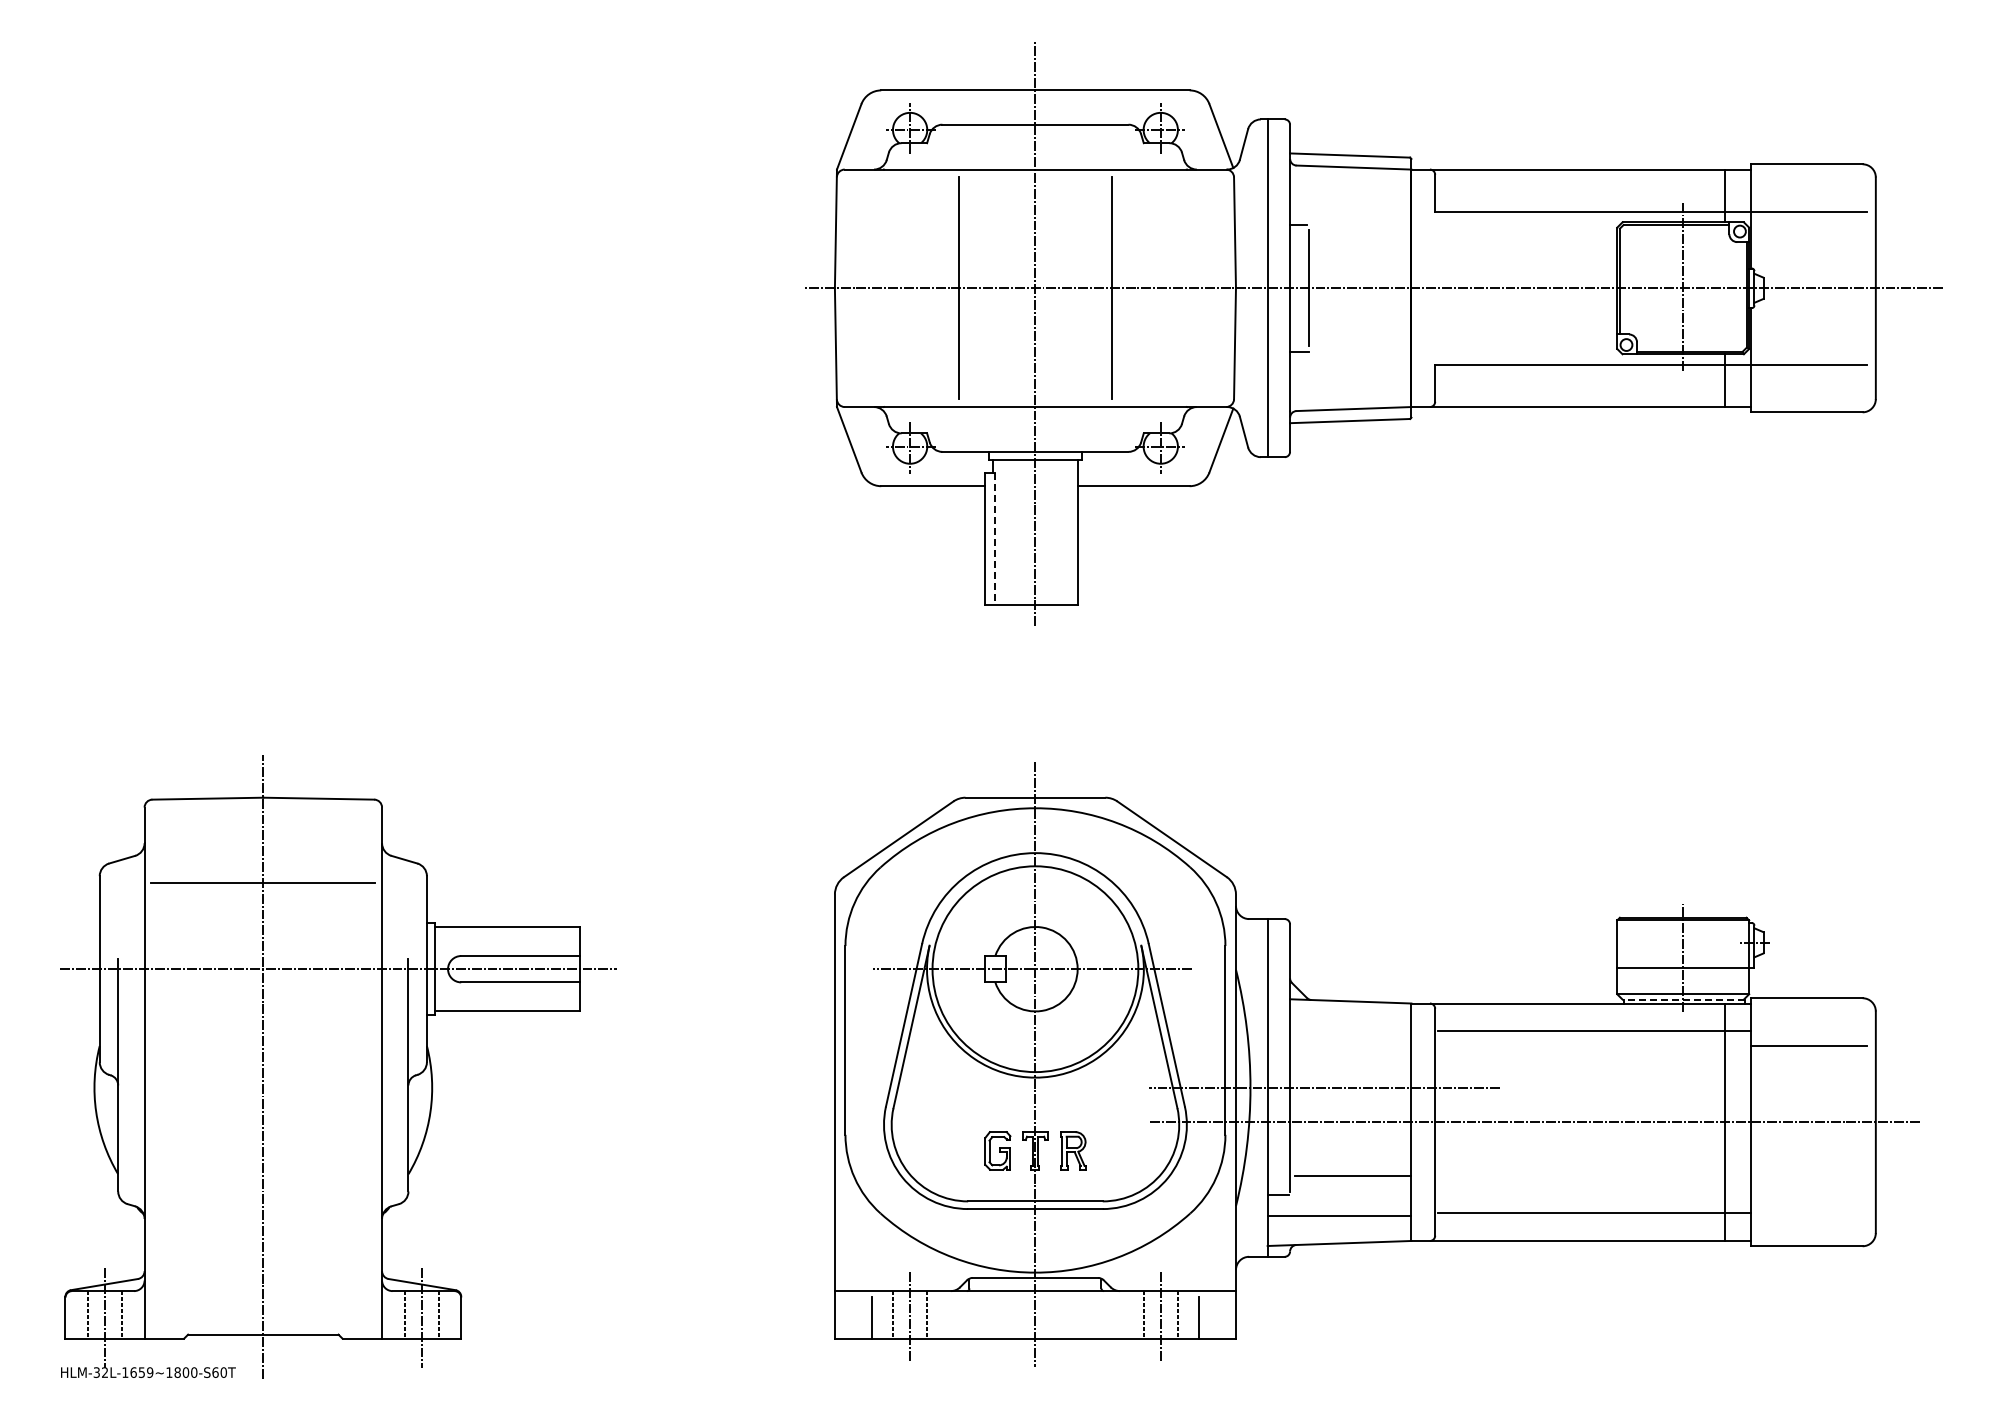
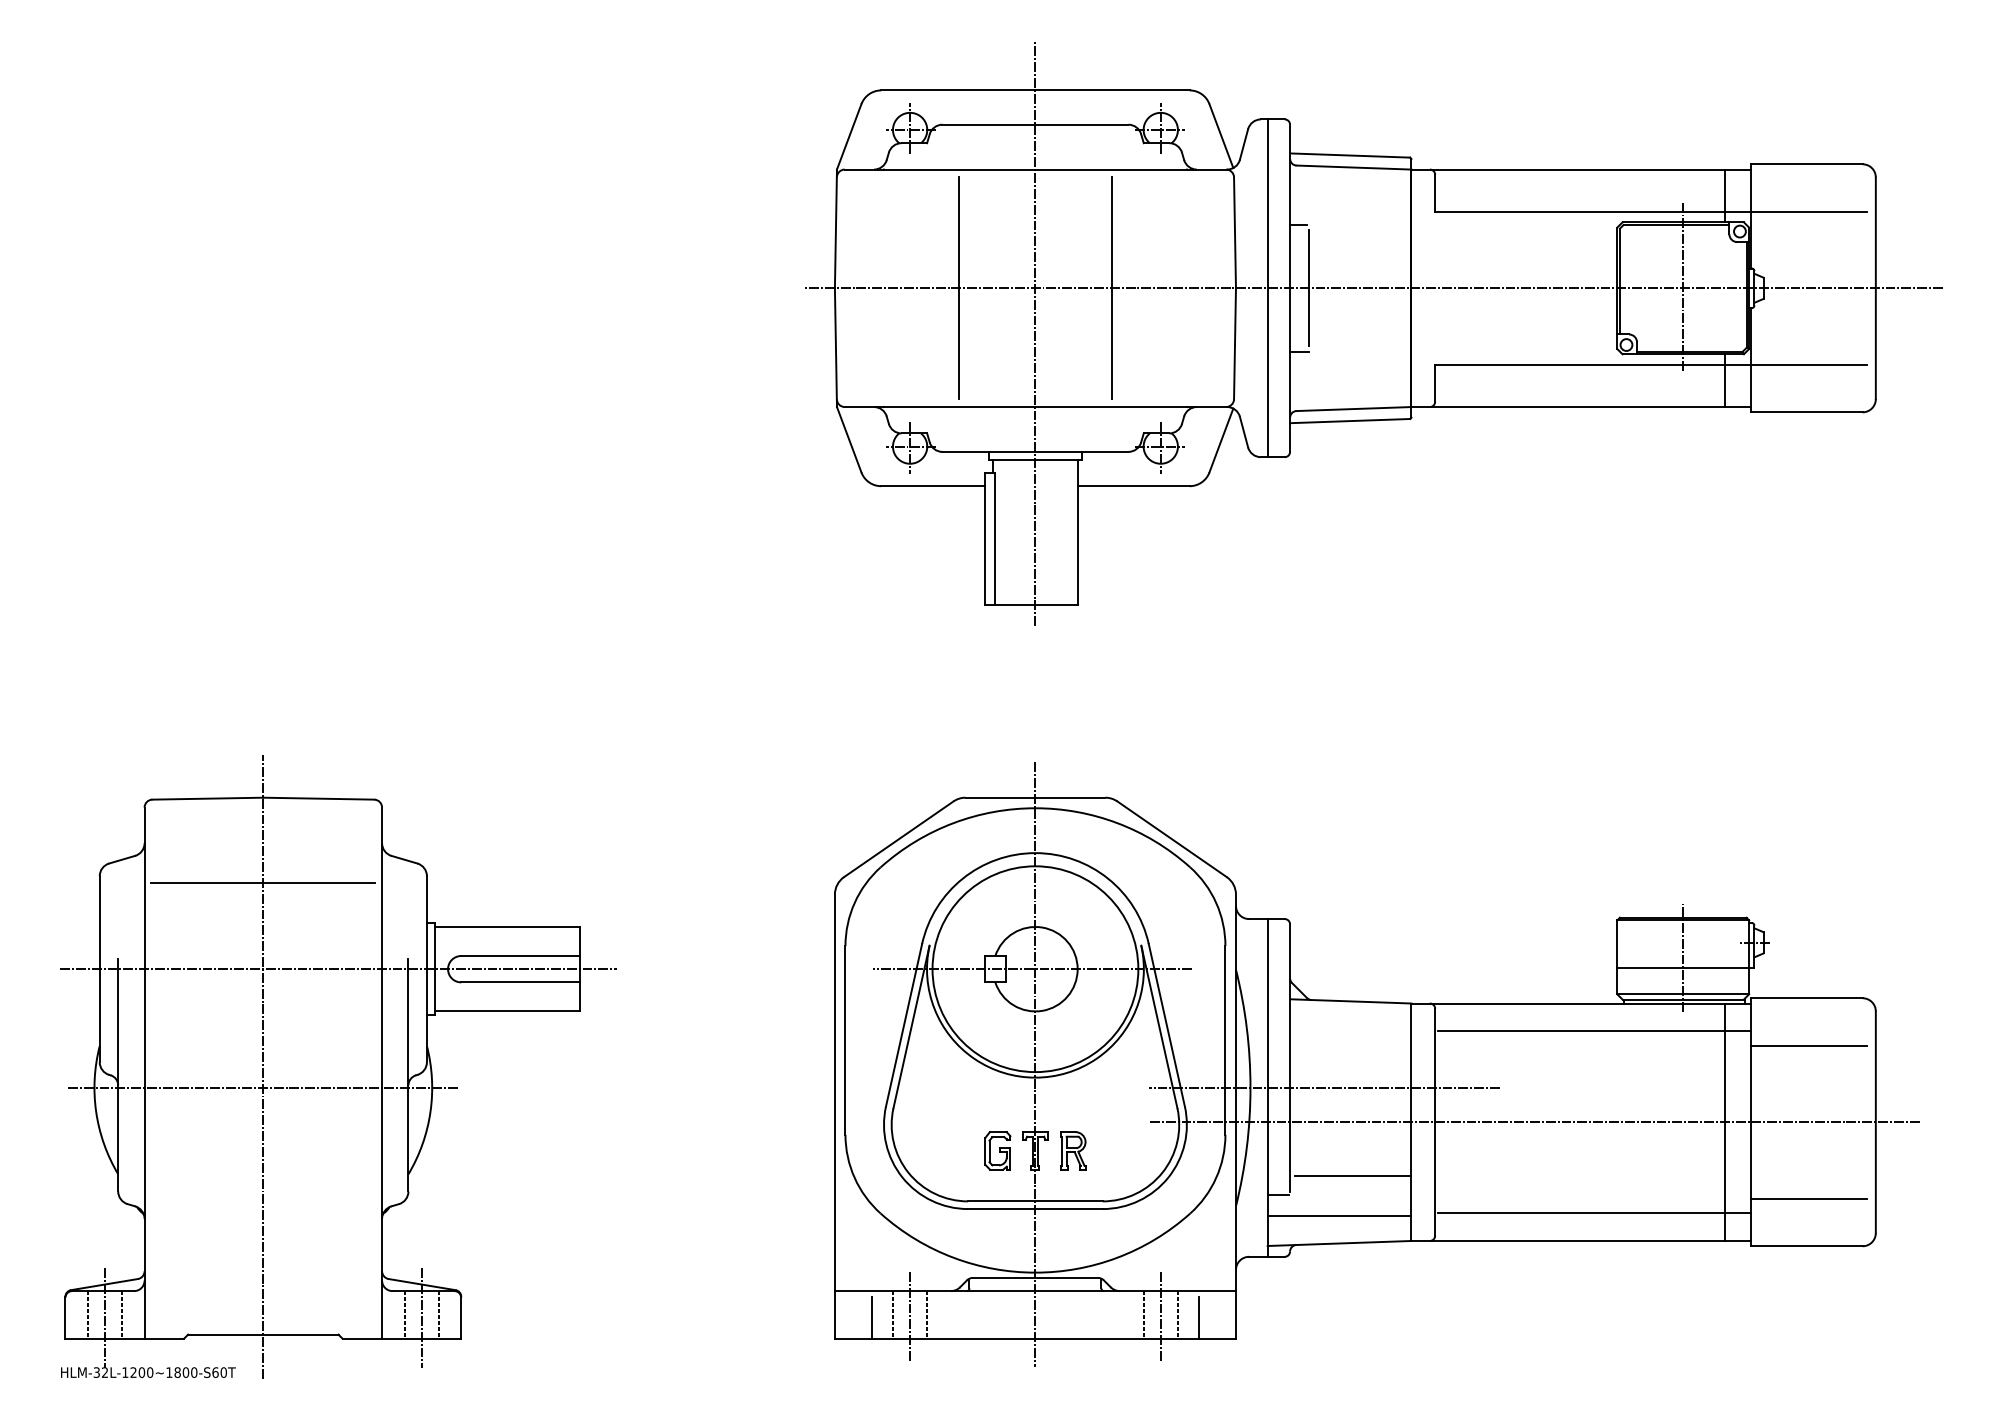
line: dashed -> solid (995, 538)
line: dashed -> solid (1683, 999)
line: none -> present (263, 1087)
line: none -> present (1808, 1198)
text: HLM-32L-1659~1800-S60T -> HLM-32L-1200~1800-S60T (141, 1372)
